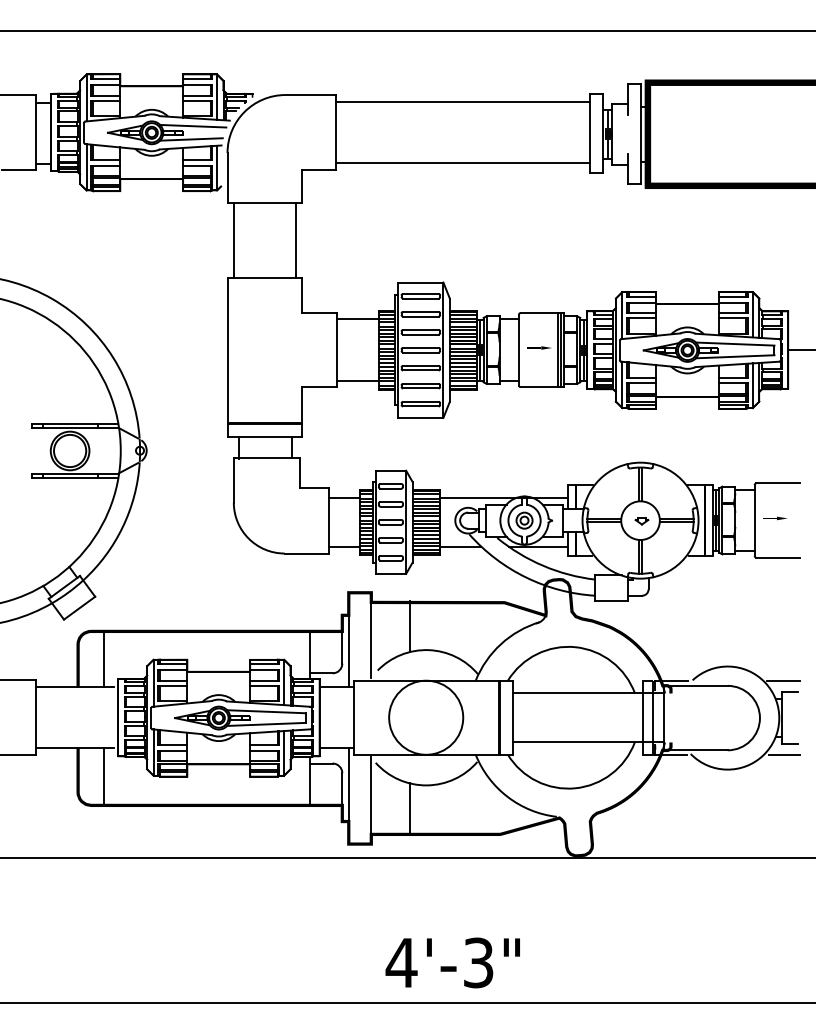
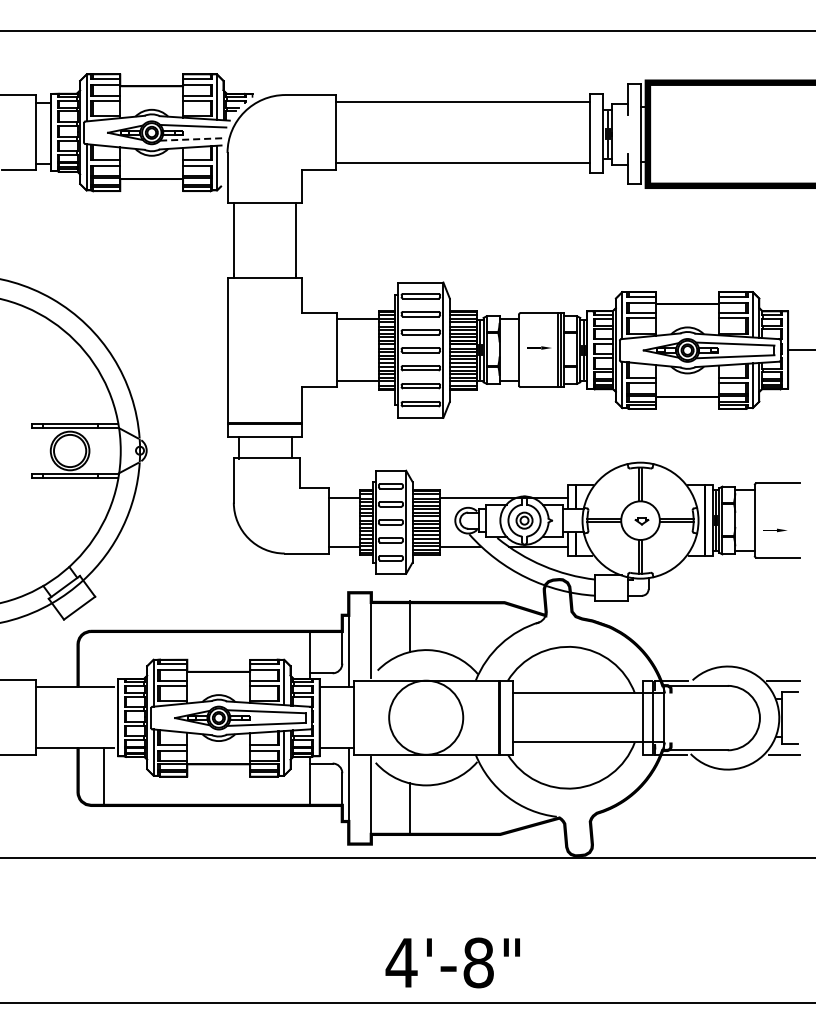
line: solid -> dashed (191, 139)
part position: (774, 518) -> (774, 530) (774, 530)
line: present -> none (103, 659)
text: 4'-3" -> 4'-8" (478, 962)
